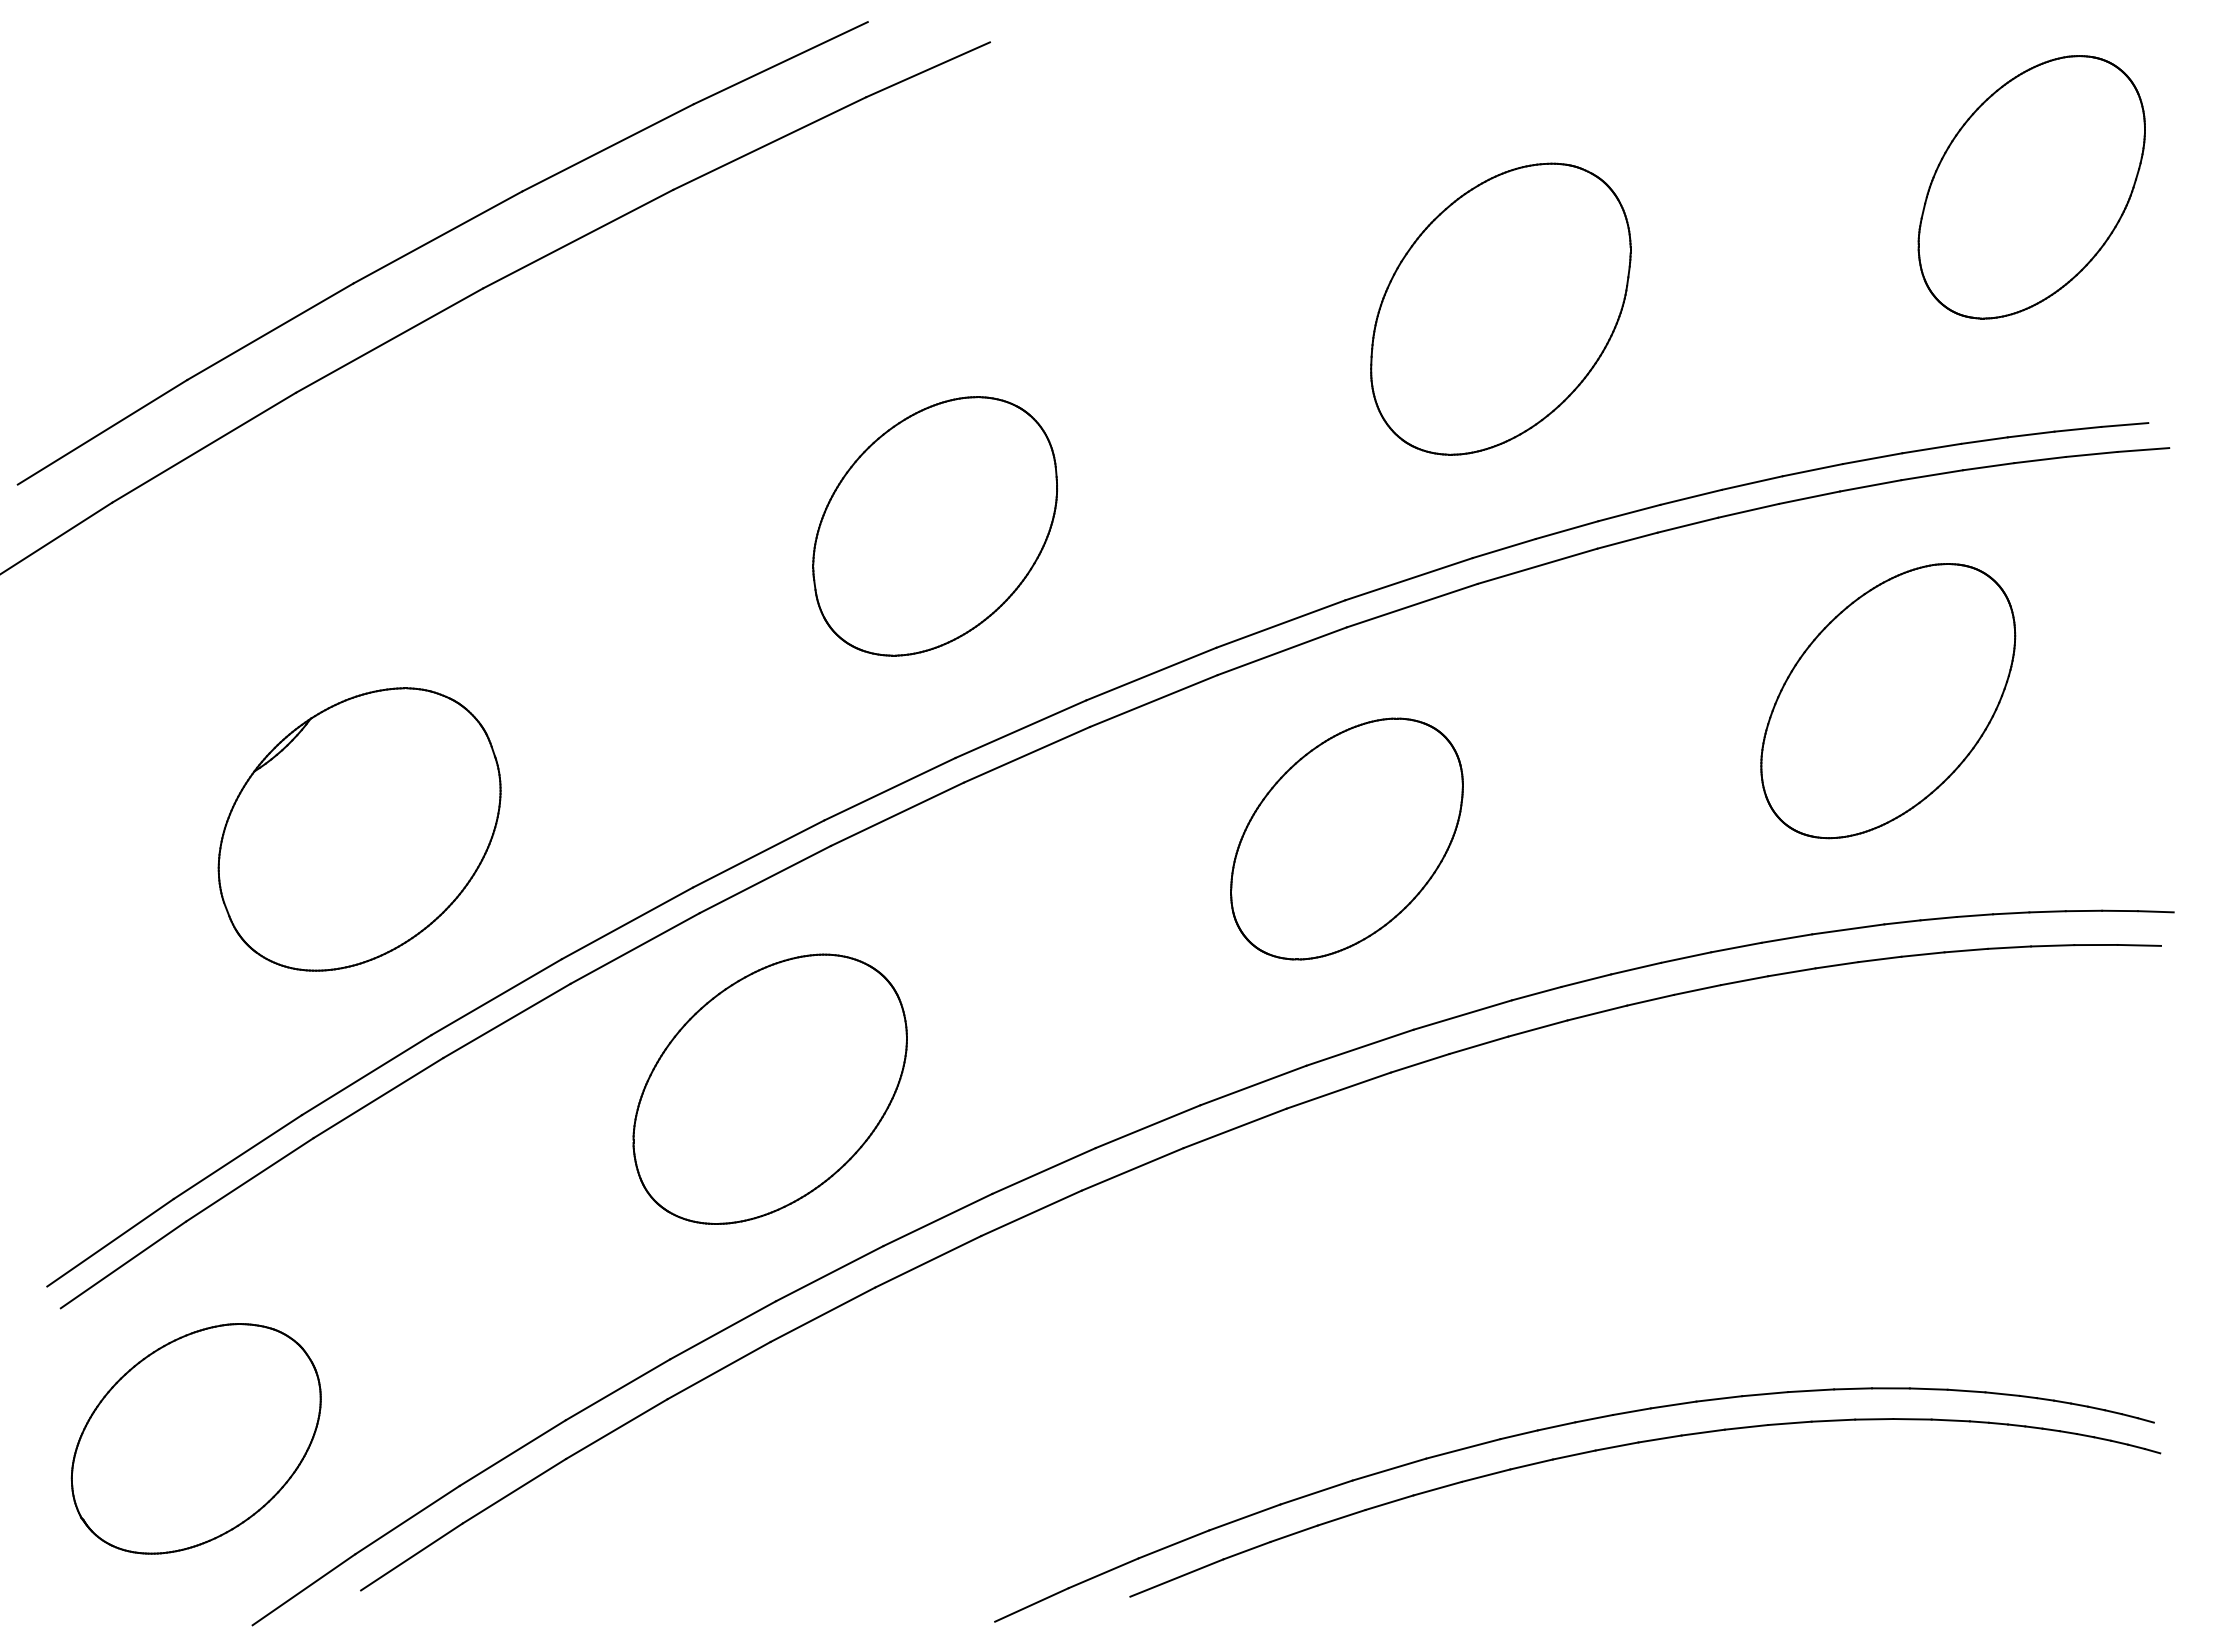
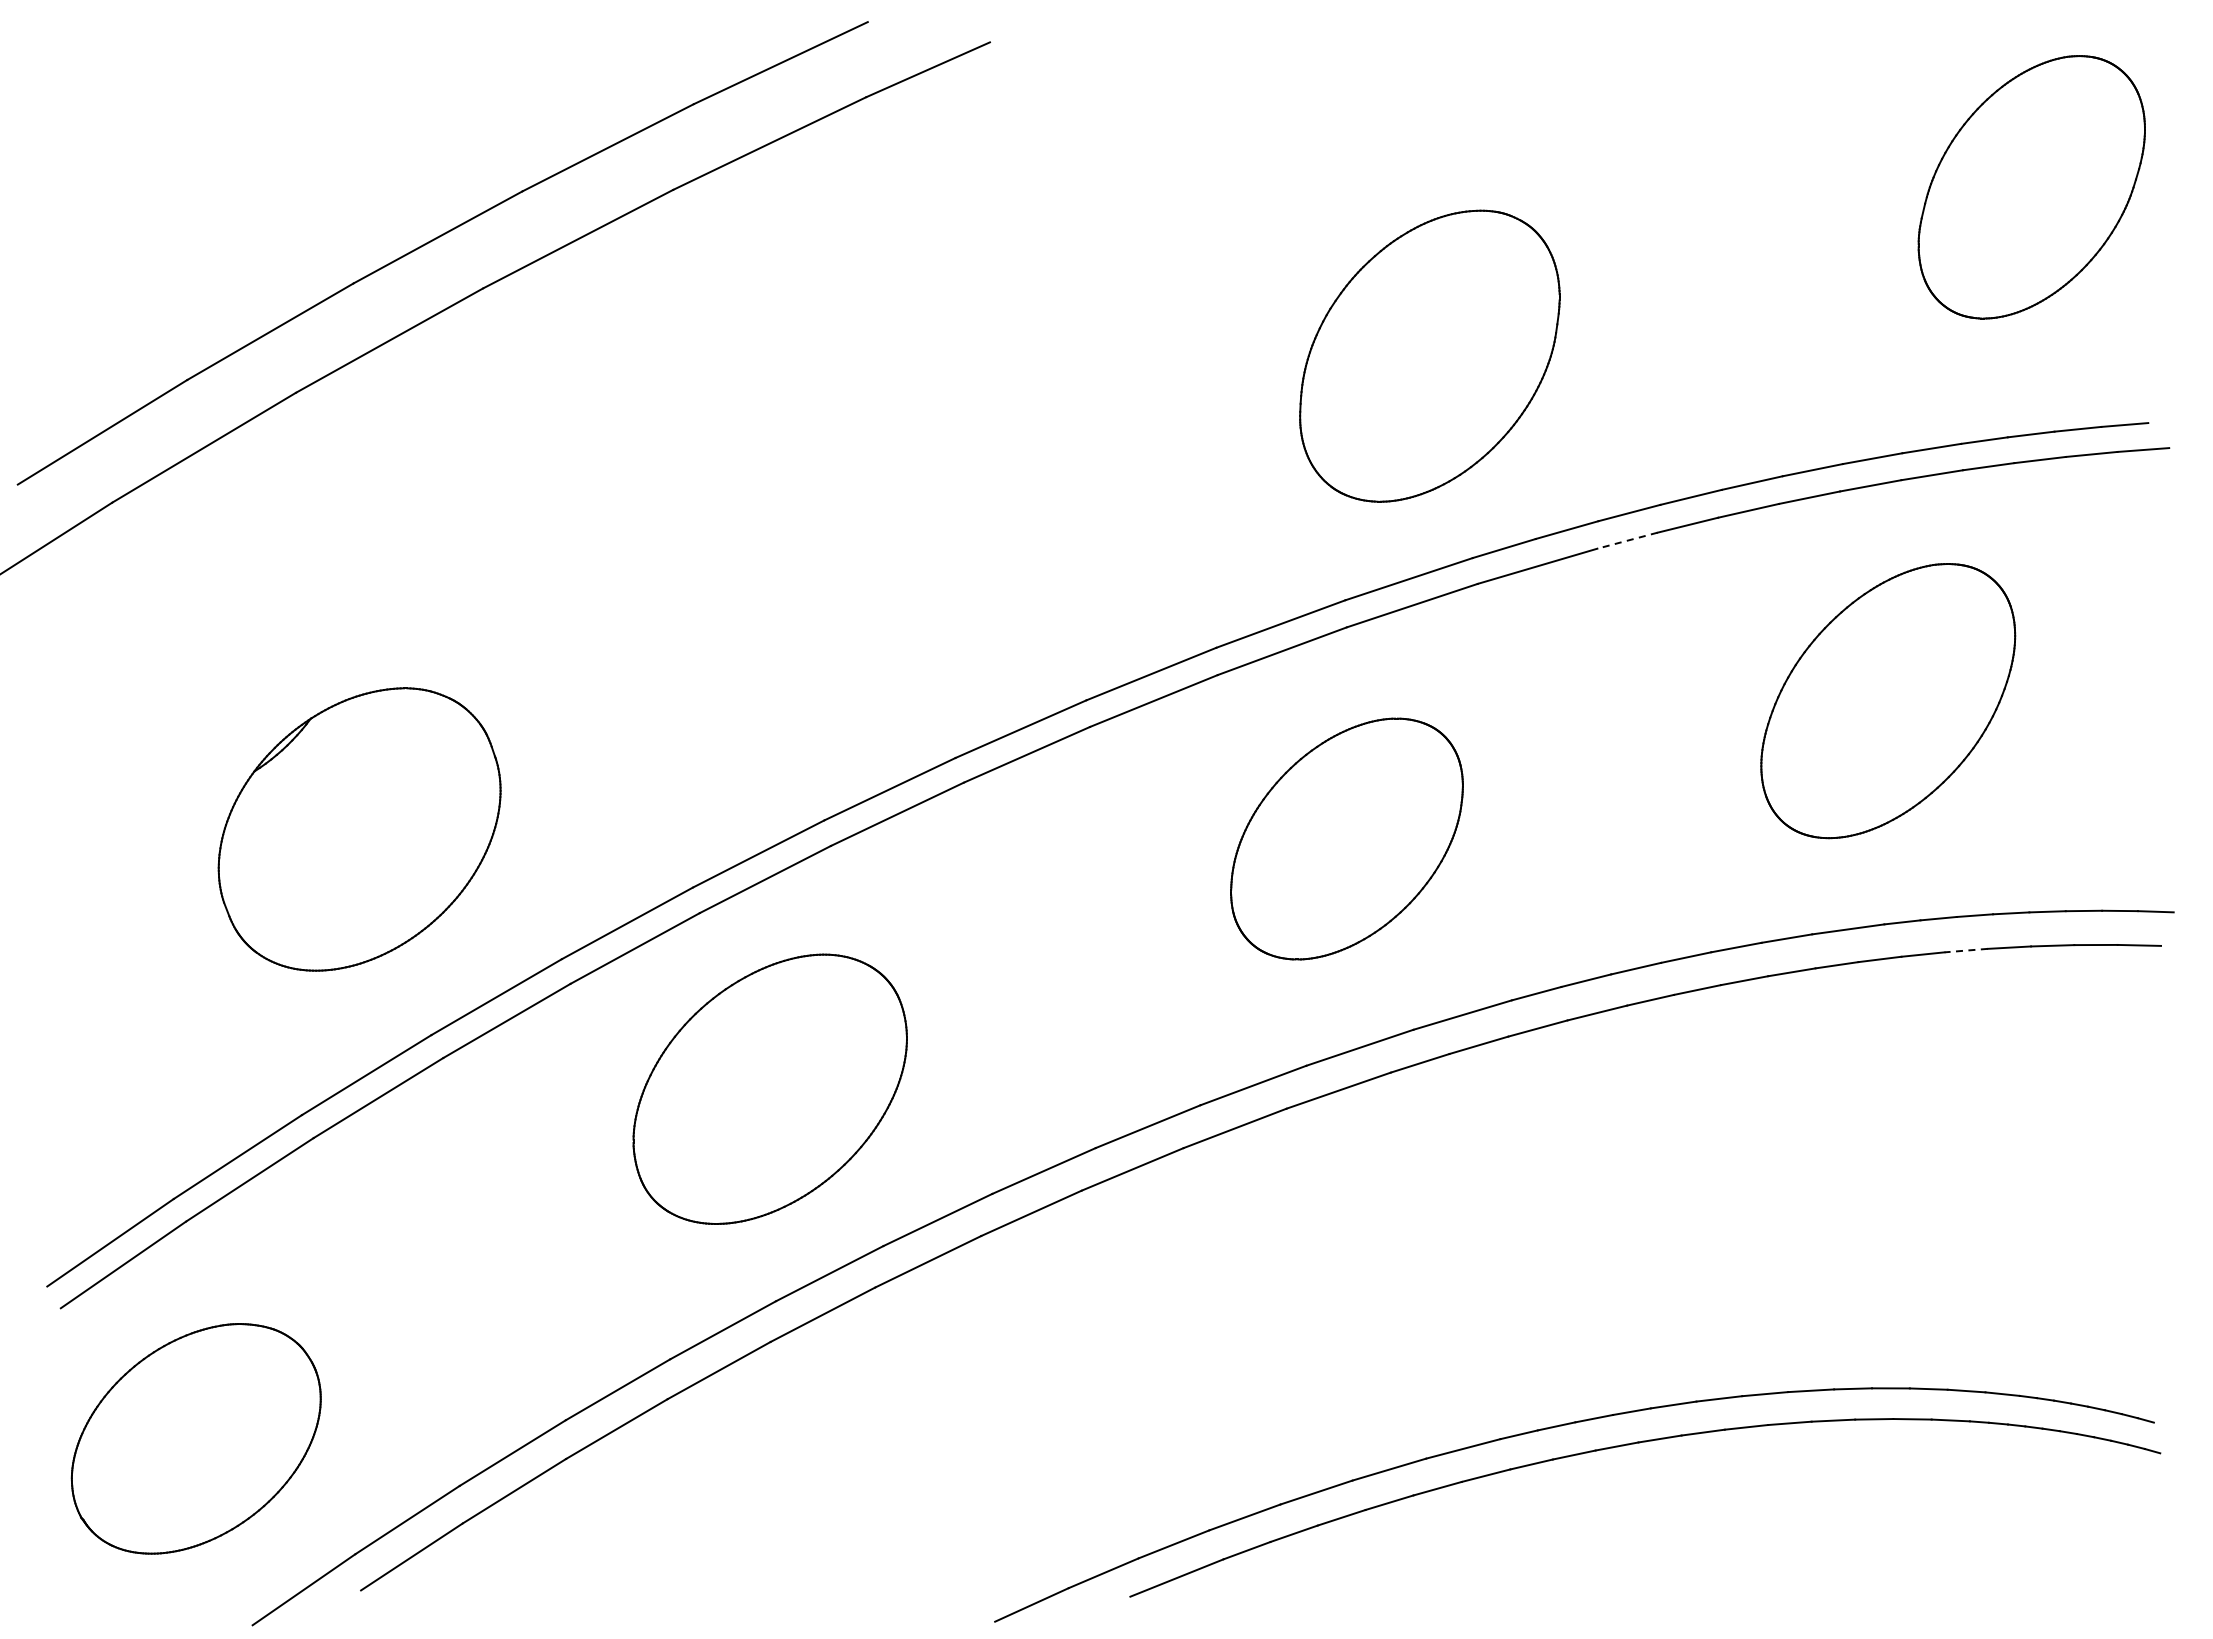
part position: (1500, 308) -> (1429, 355) (1429, 355)
part: present -> none (934, 526)
line: solid -> dashed (1627, 540)
line: solid -> dashed (1966, 950)
